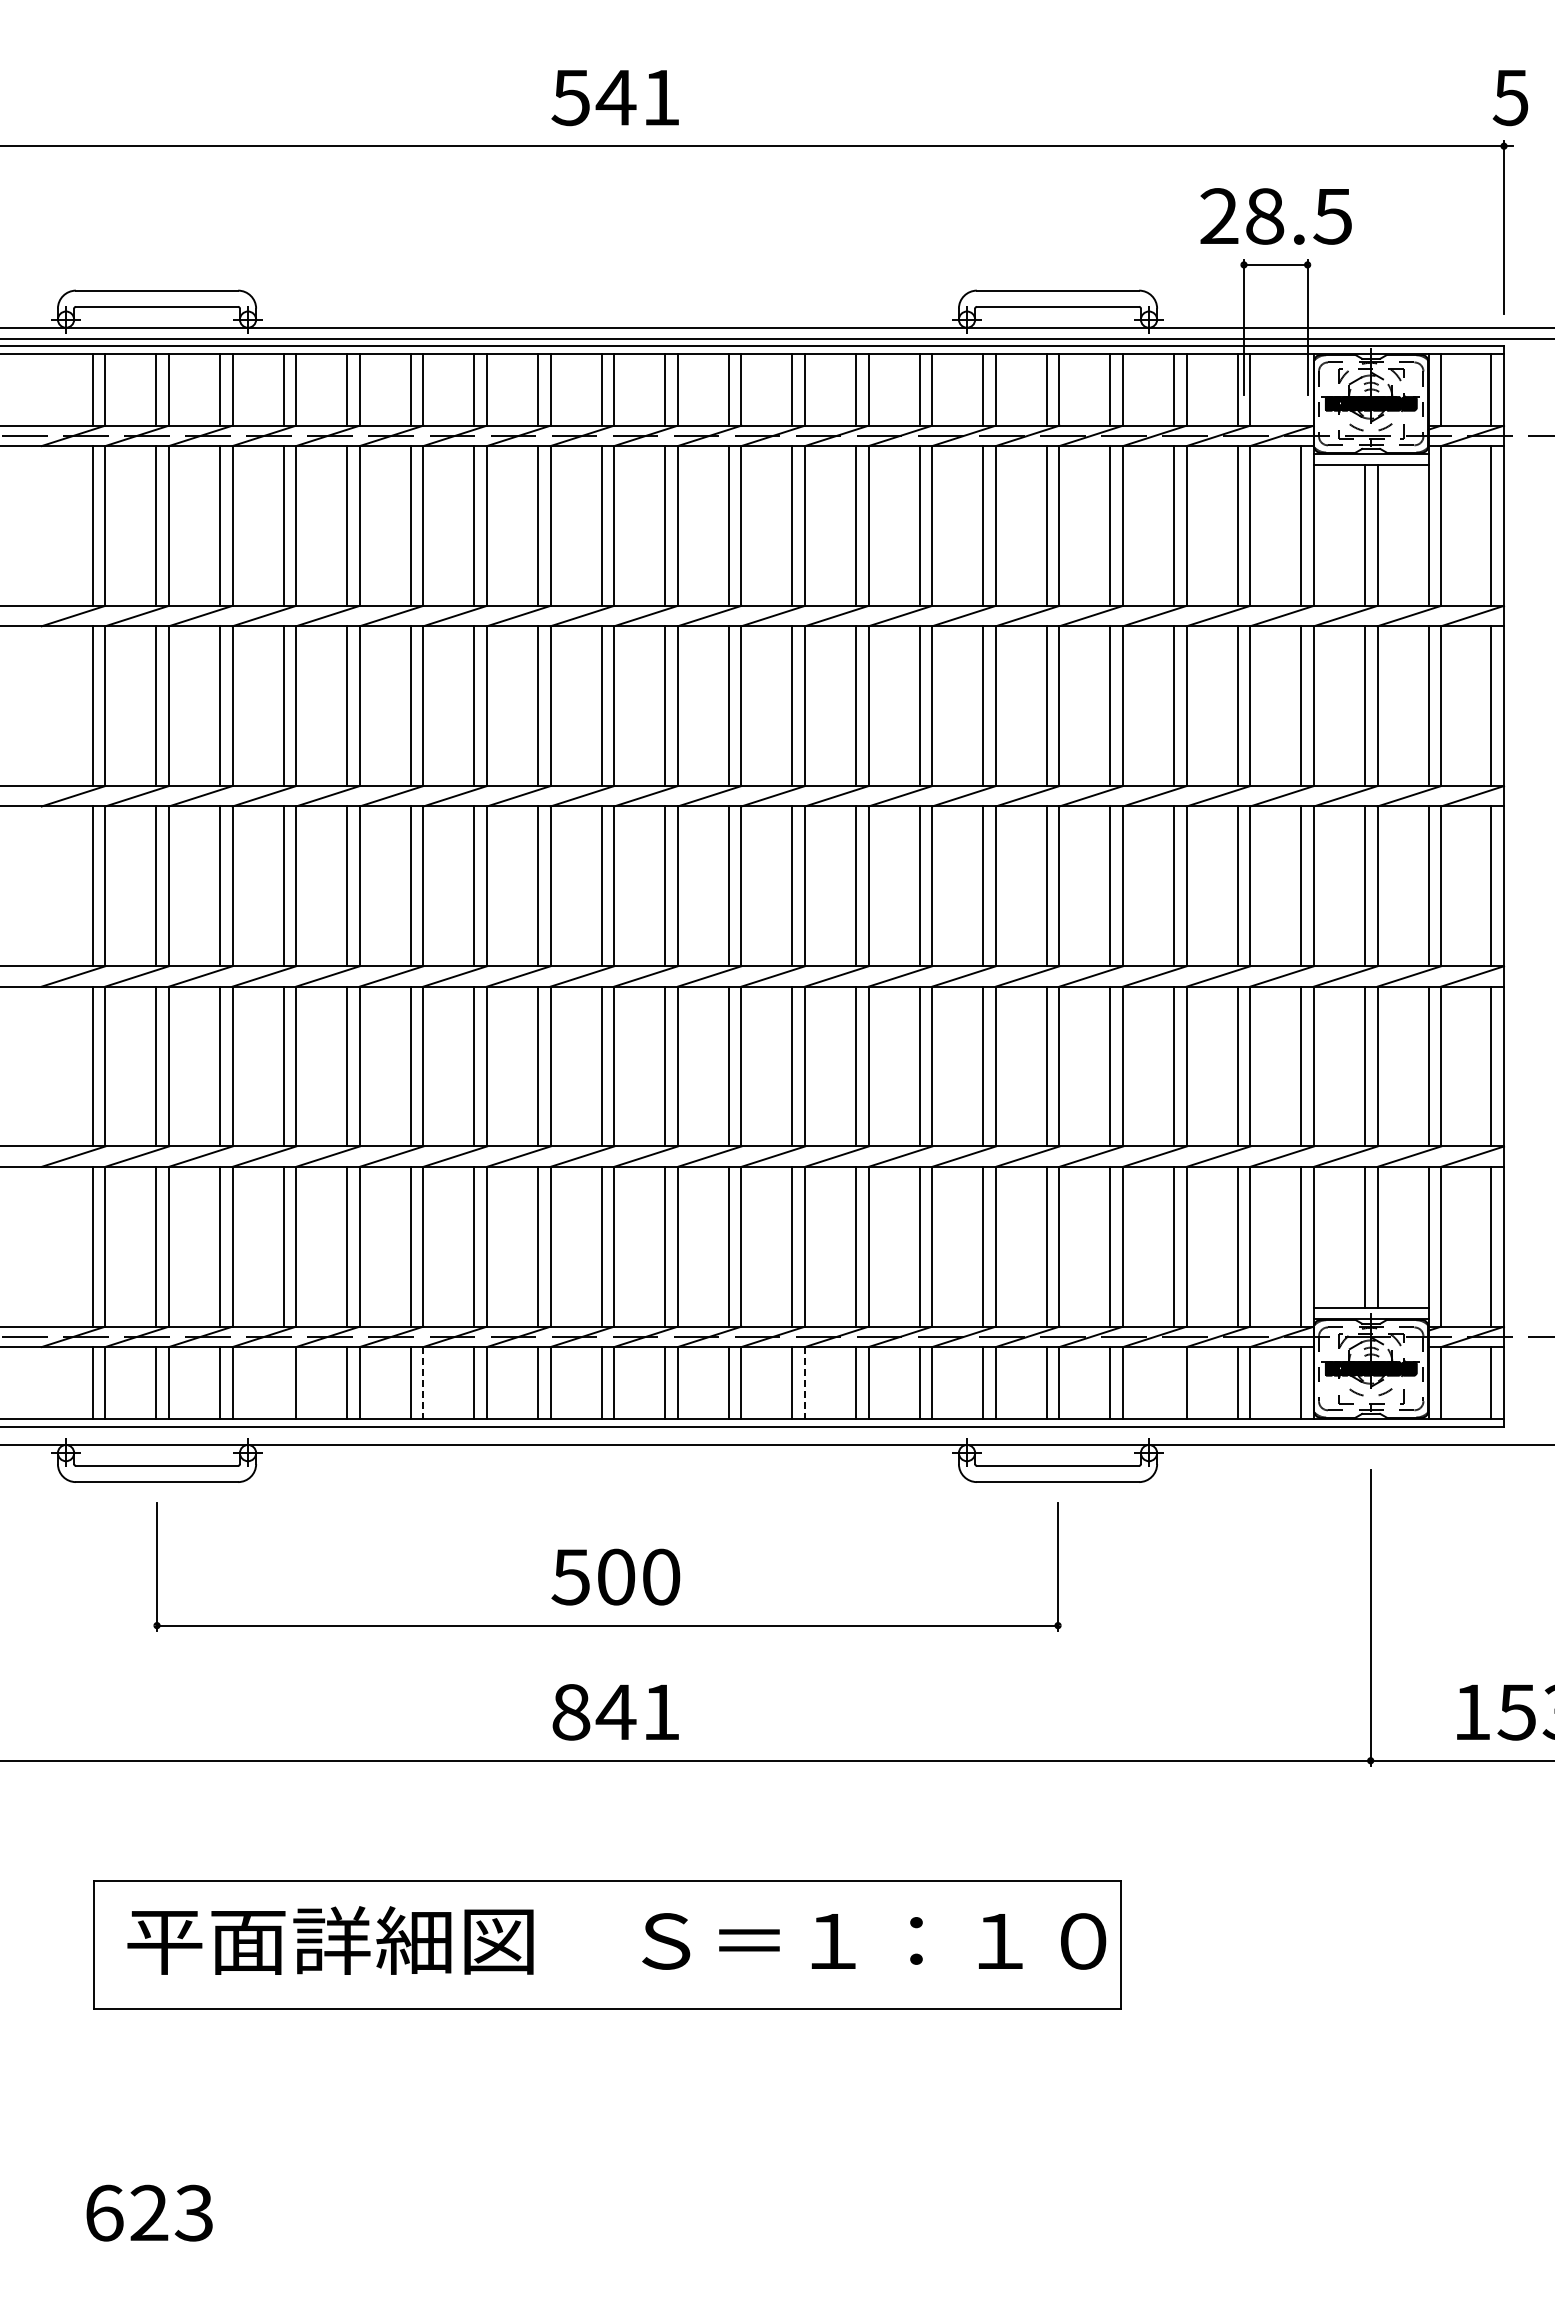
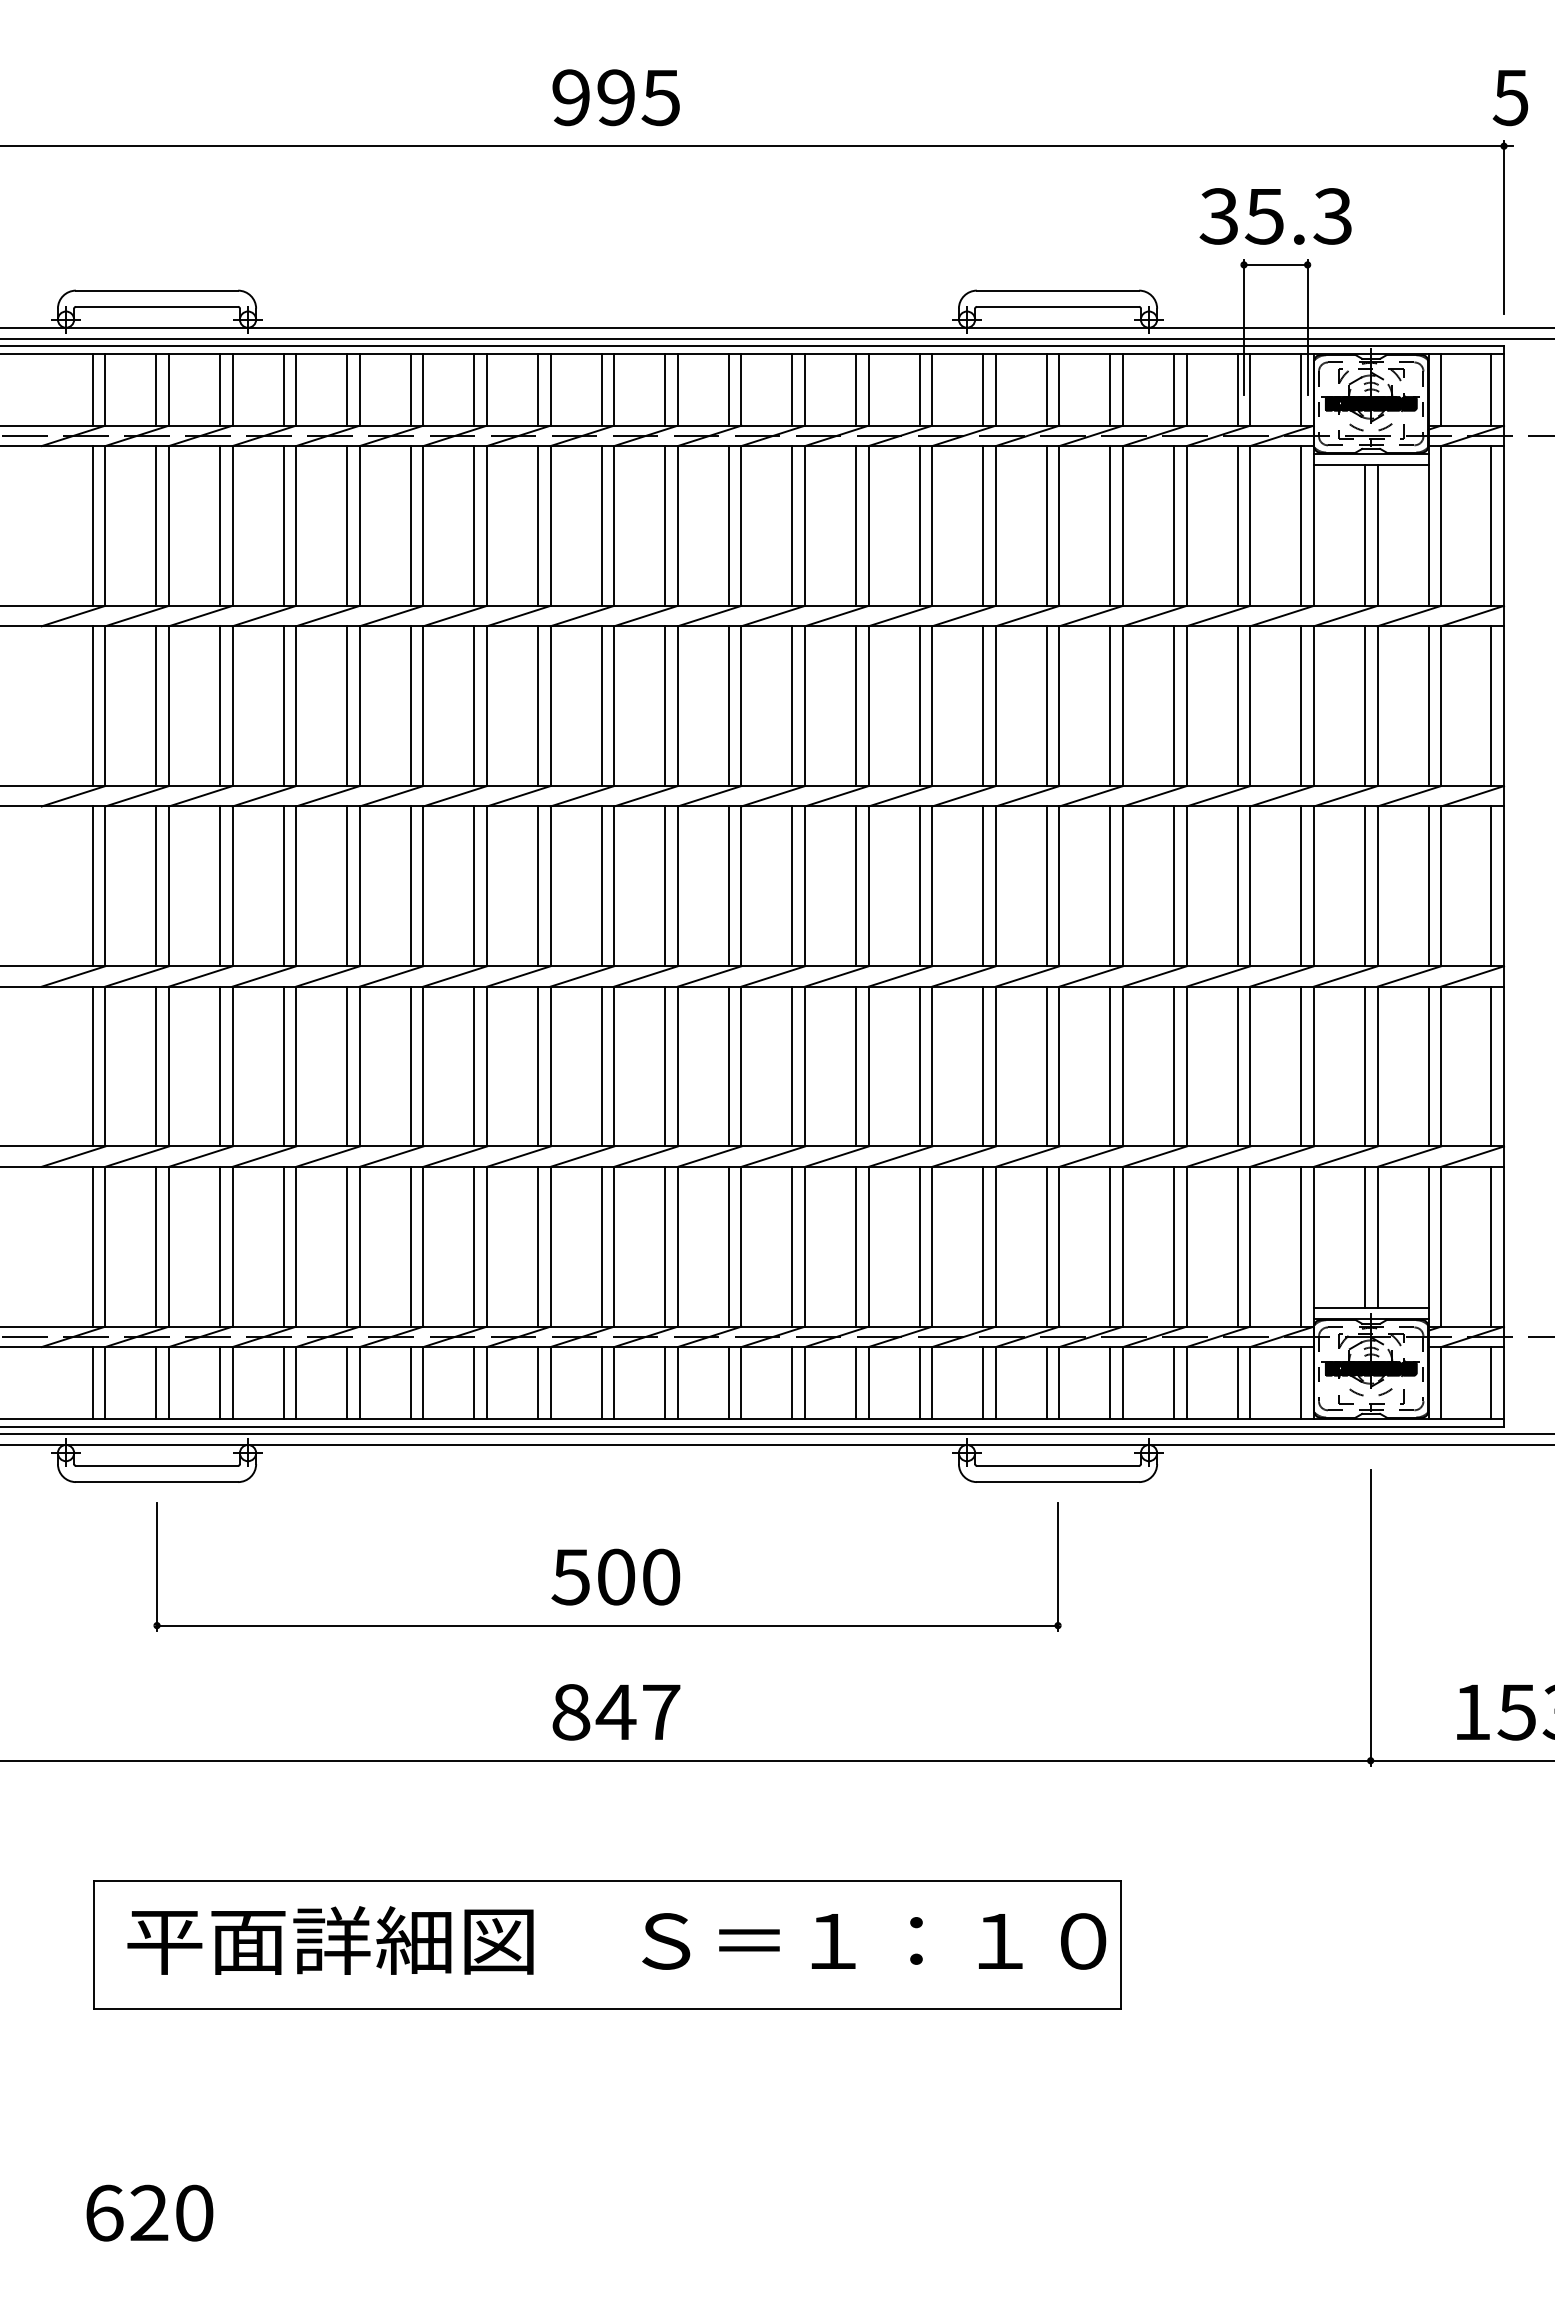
text: 541 -> 995 (615, 97)
text: 28.5 -> 35.3 (1275, 216)
line: none -> present (1301, 389)
line: none -> present (283, 1382)
line: dashed -> solid (423, 1382)
line: dashed -> solid (805, 1382)
line: none -> present (1174, 1382)
line: none -> present (776, 1434)
text: 841 -> 847 (661, 1711)
text: 623 -> 620 (193, 2212)
